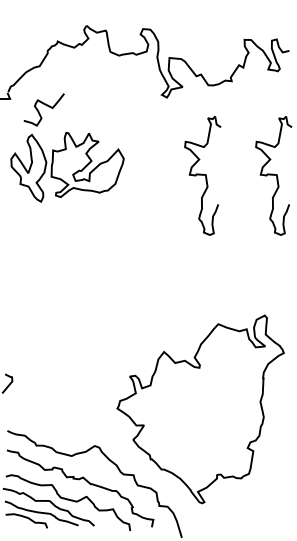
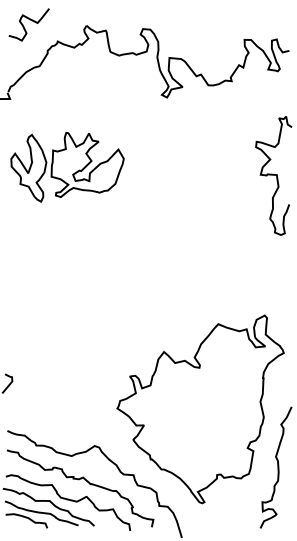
curve position: (45, 105) -> (30, 20) (30, 20)
curve: present -> none (202, 175)
curve: none -> present (277, 467)
